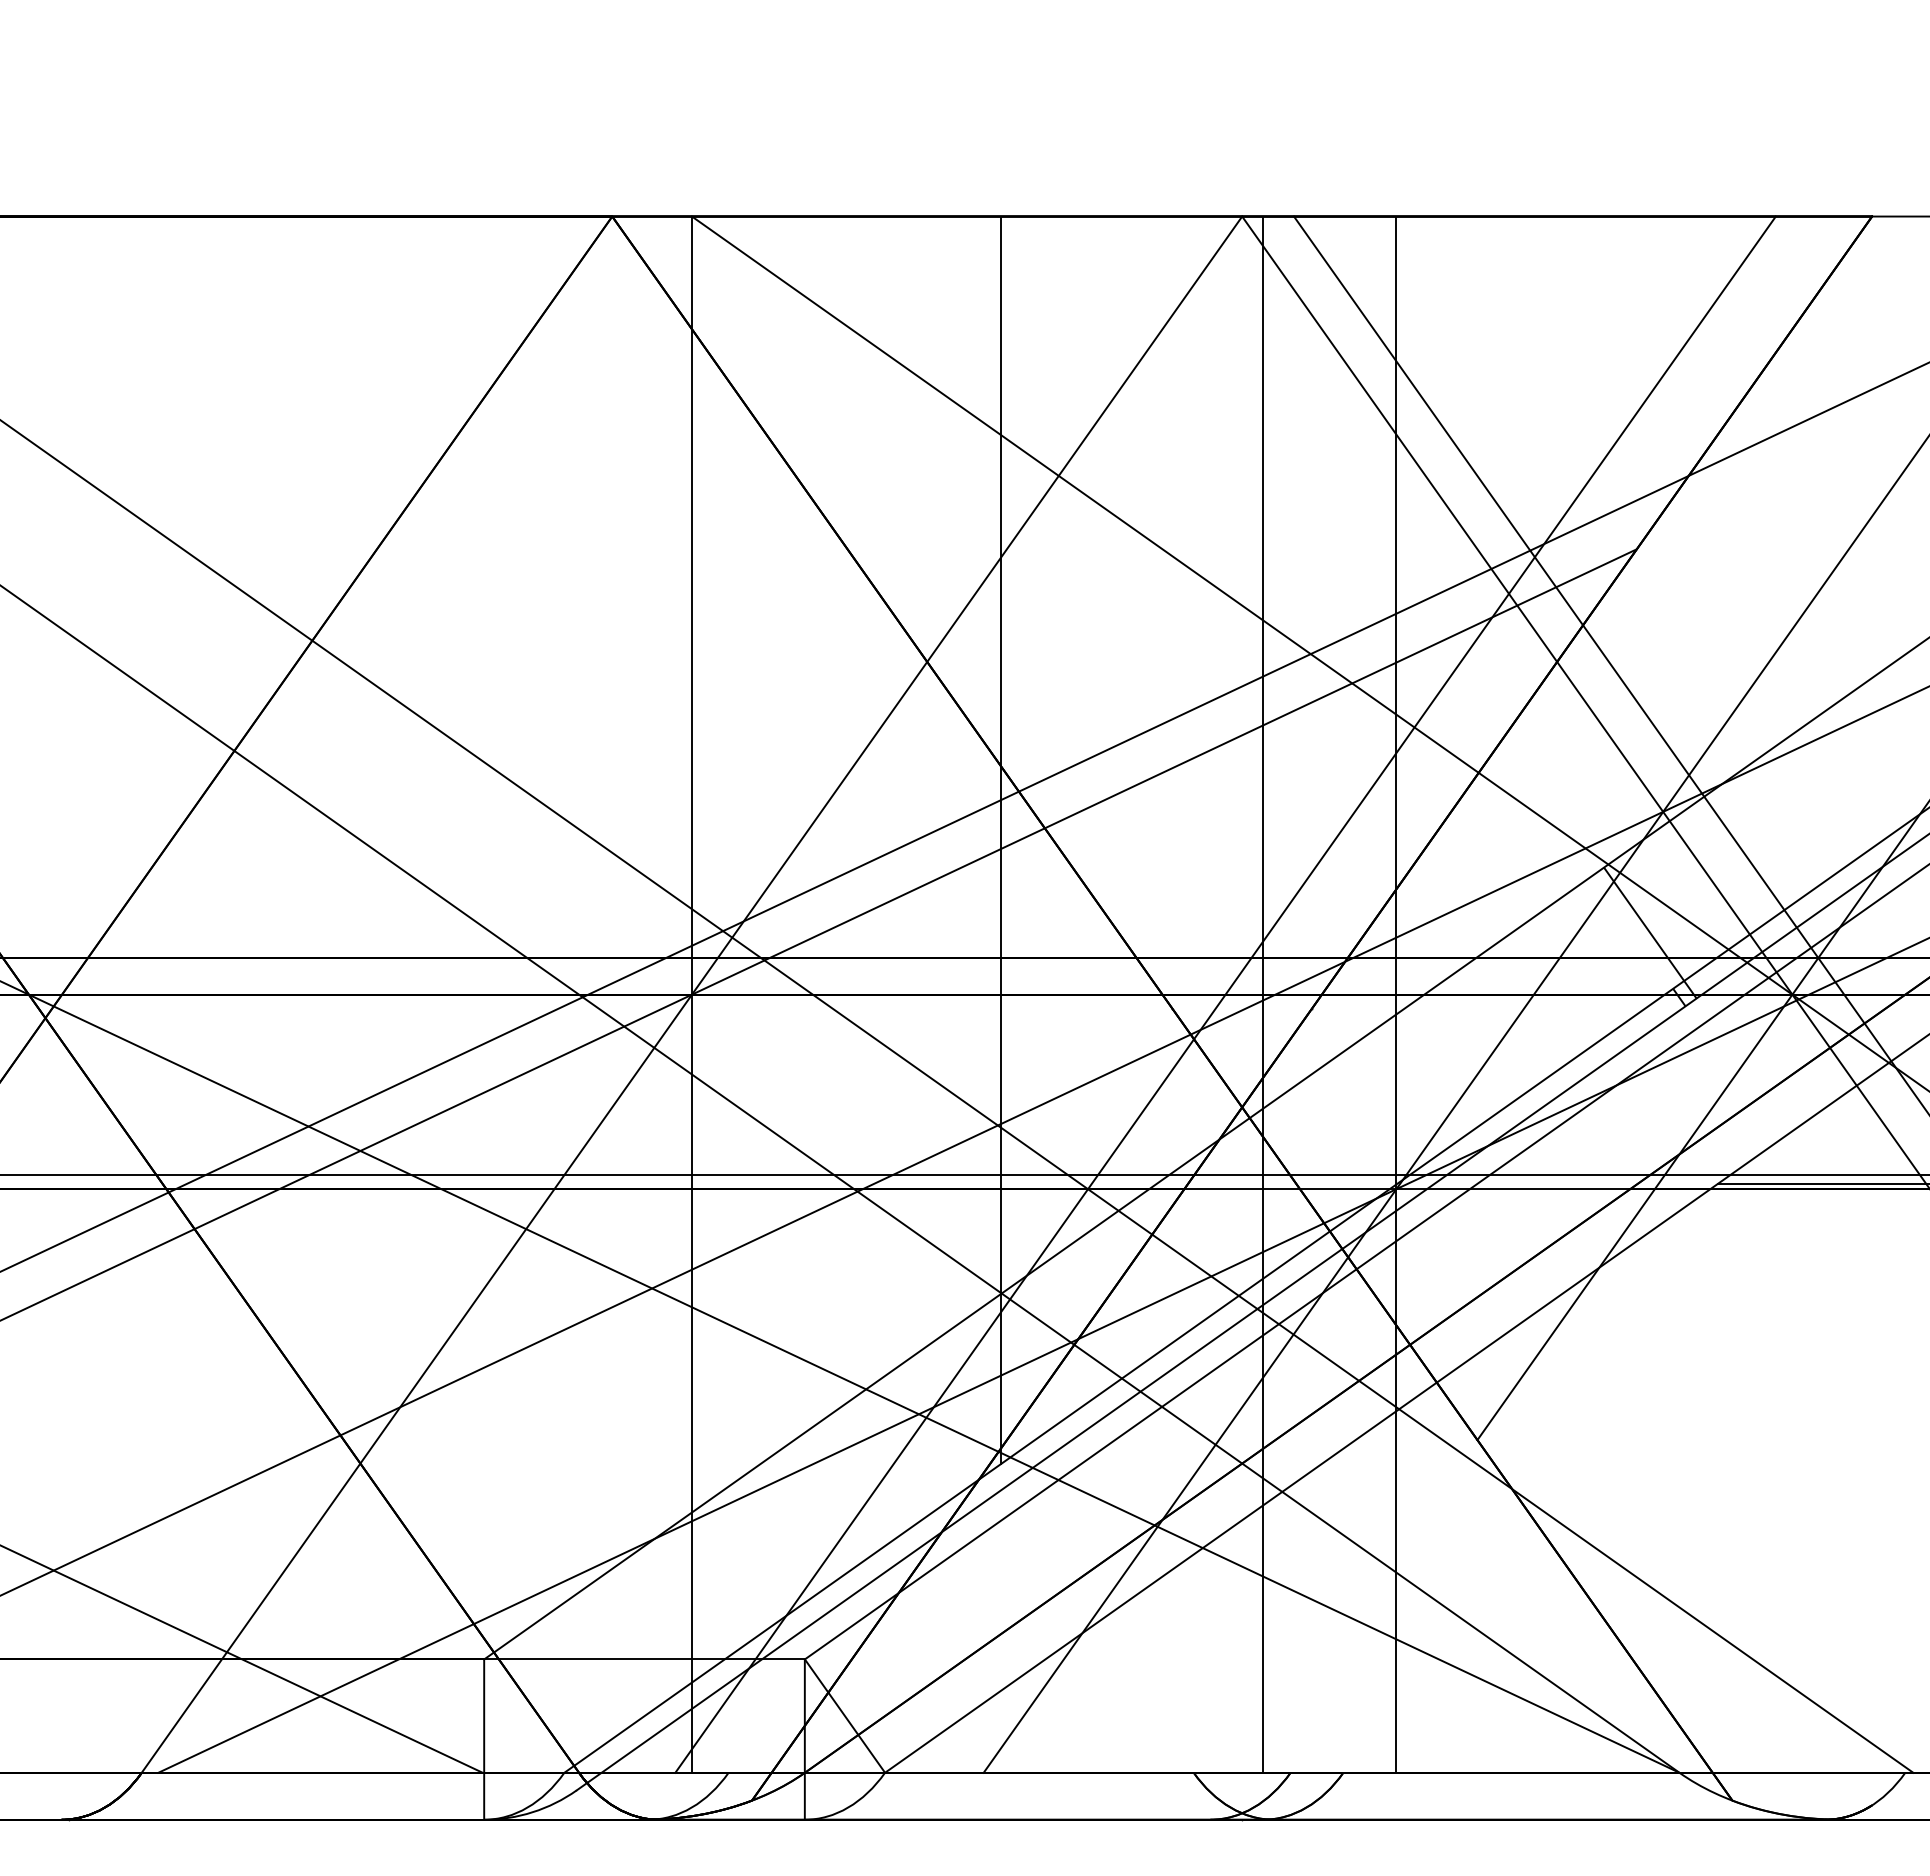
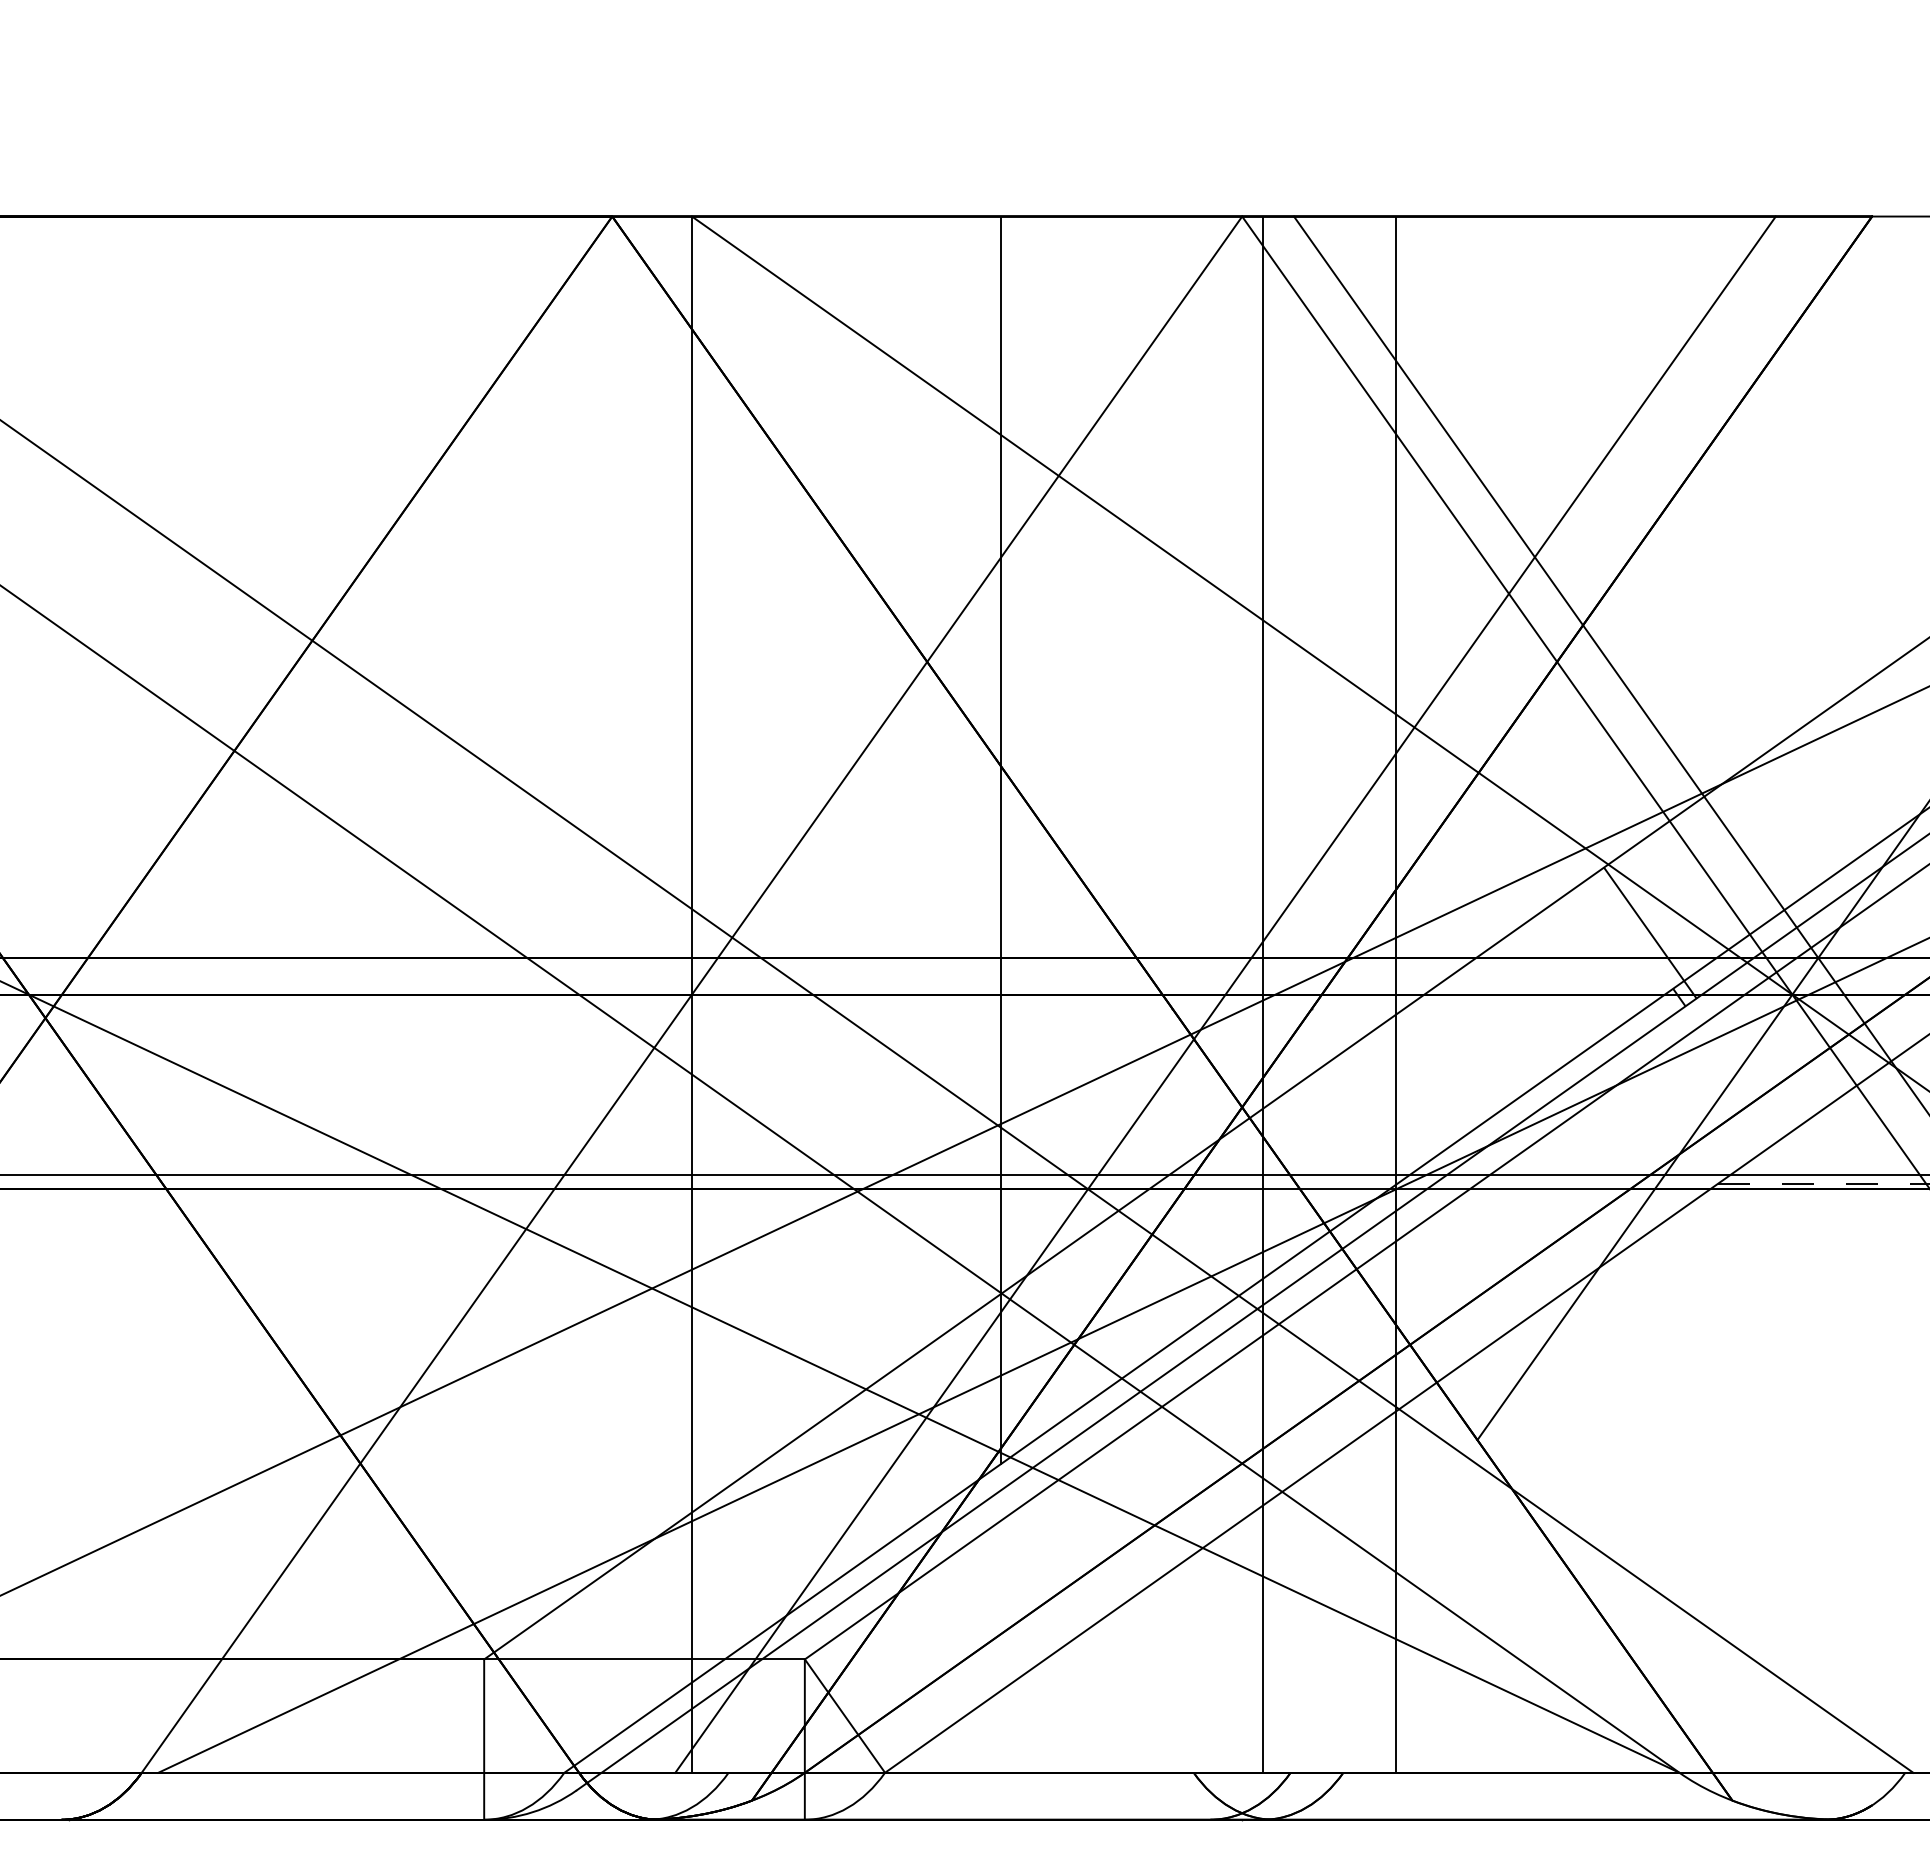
line: present -> none (964, 816)
line: present -> none (819, 934)
line: present -> none (1454, 1105)
line: solid -> dashed (1823, 1183)
line: present -> none (242, 1659)
